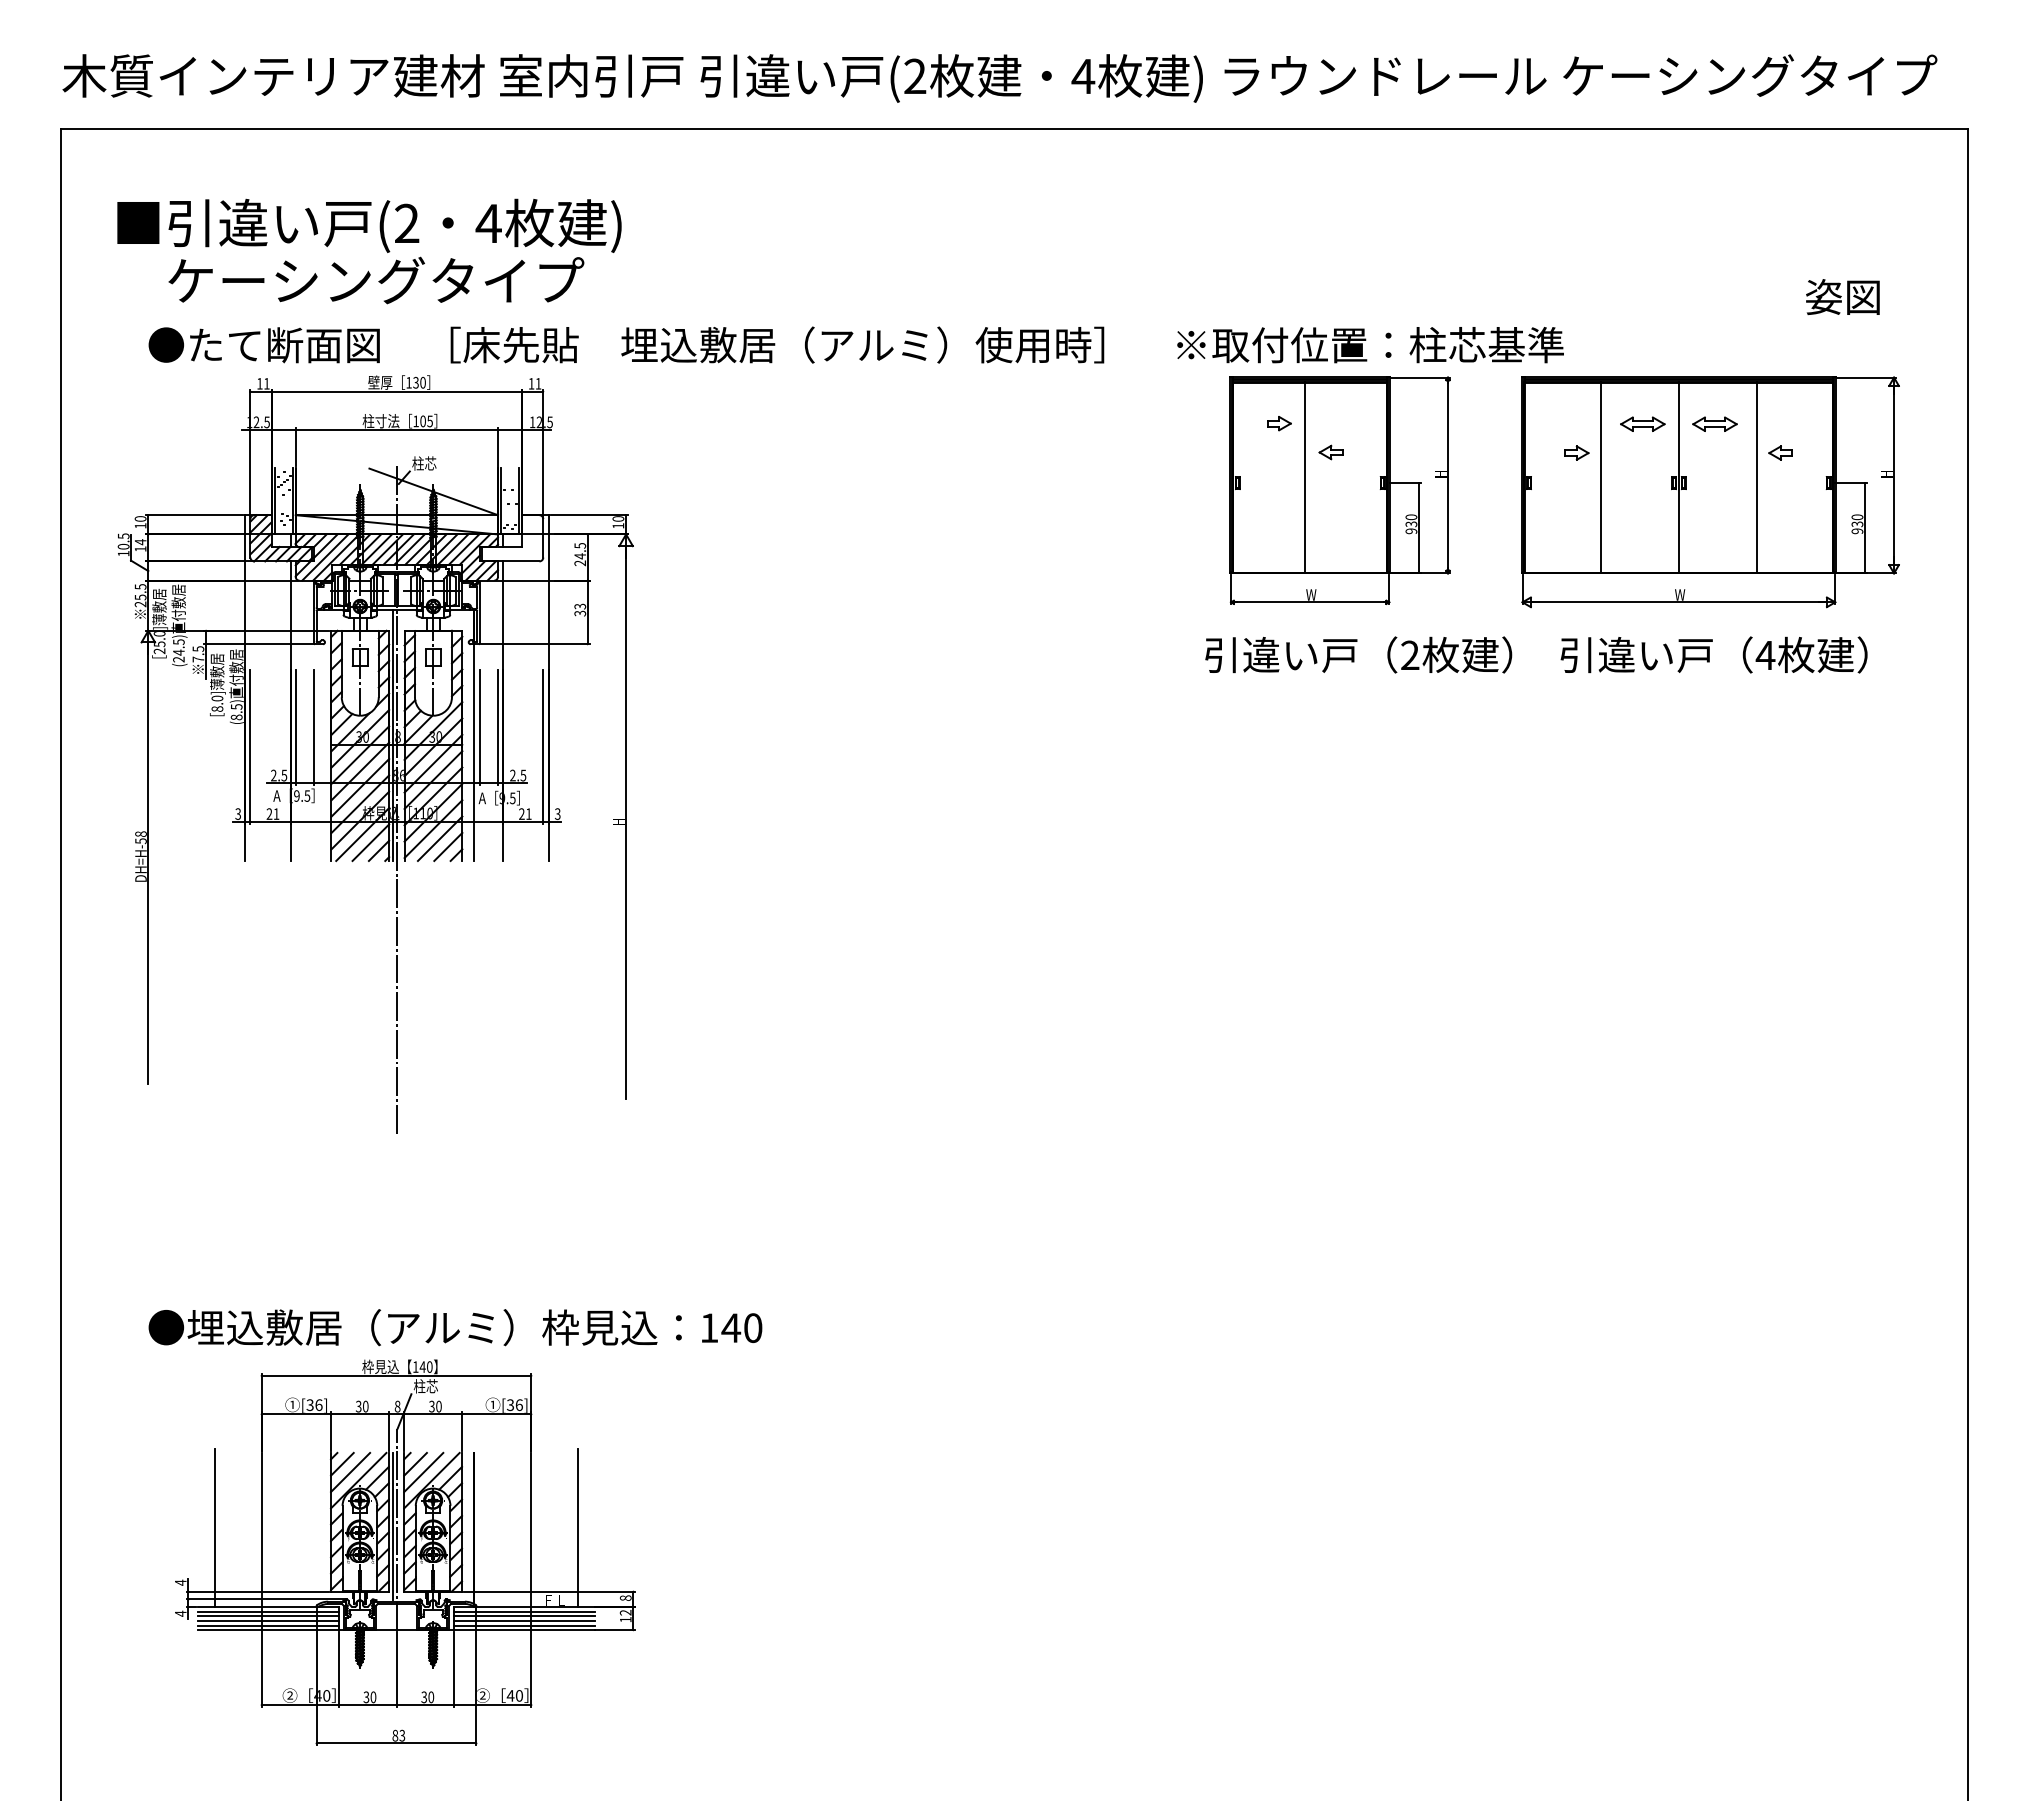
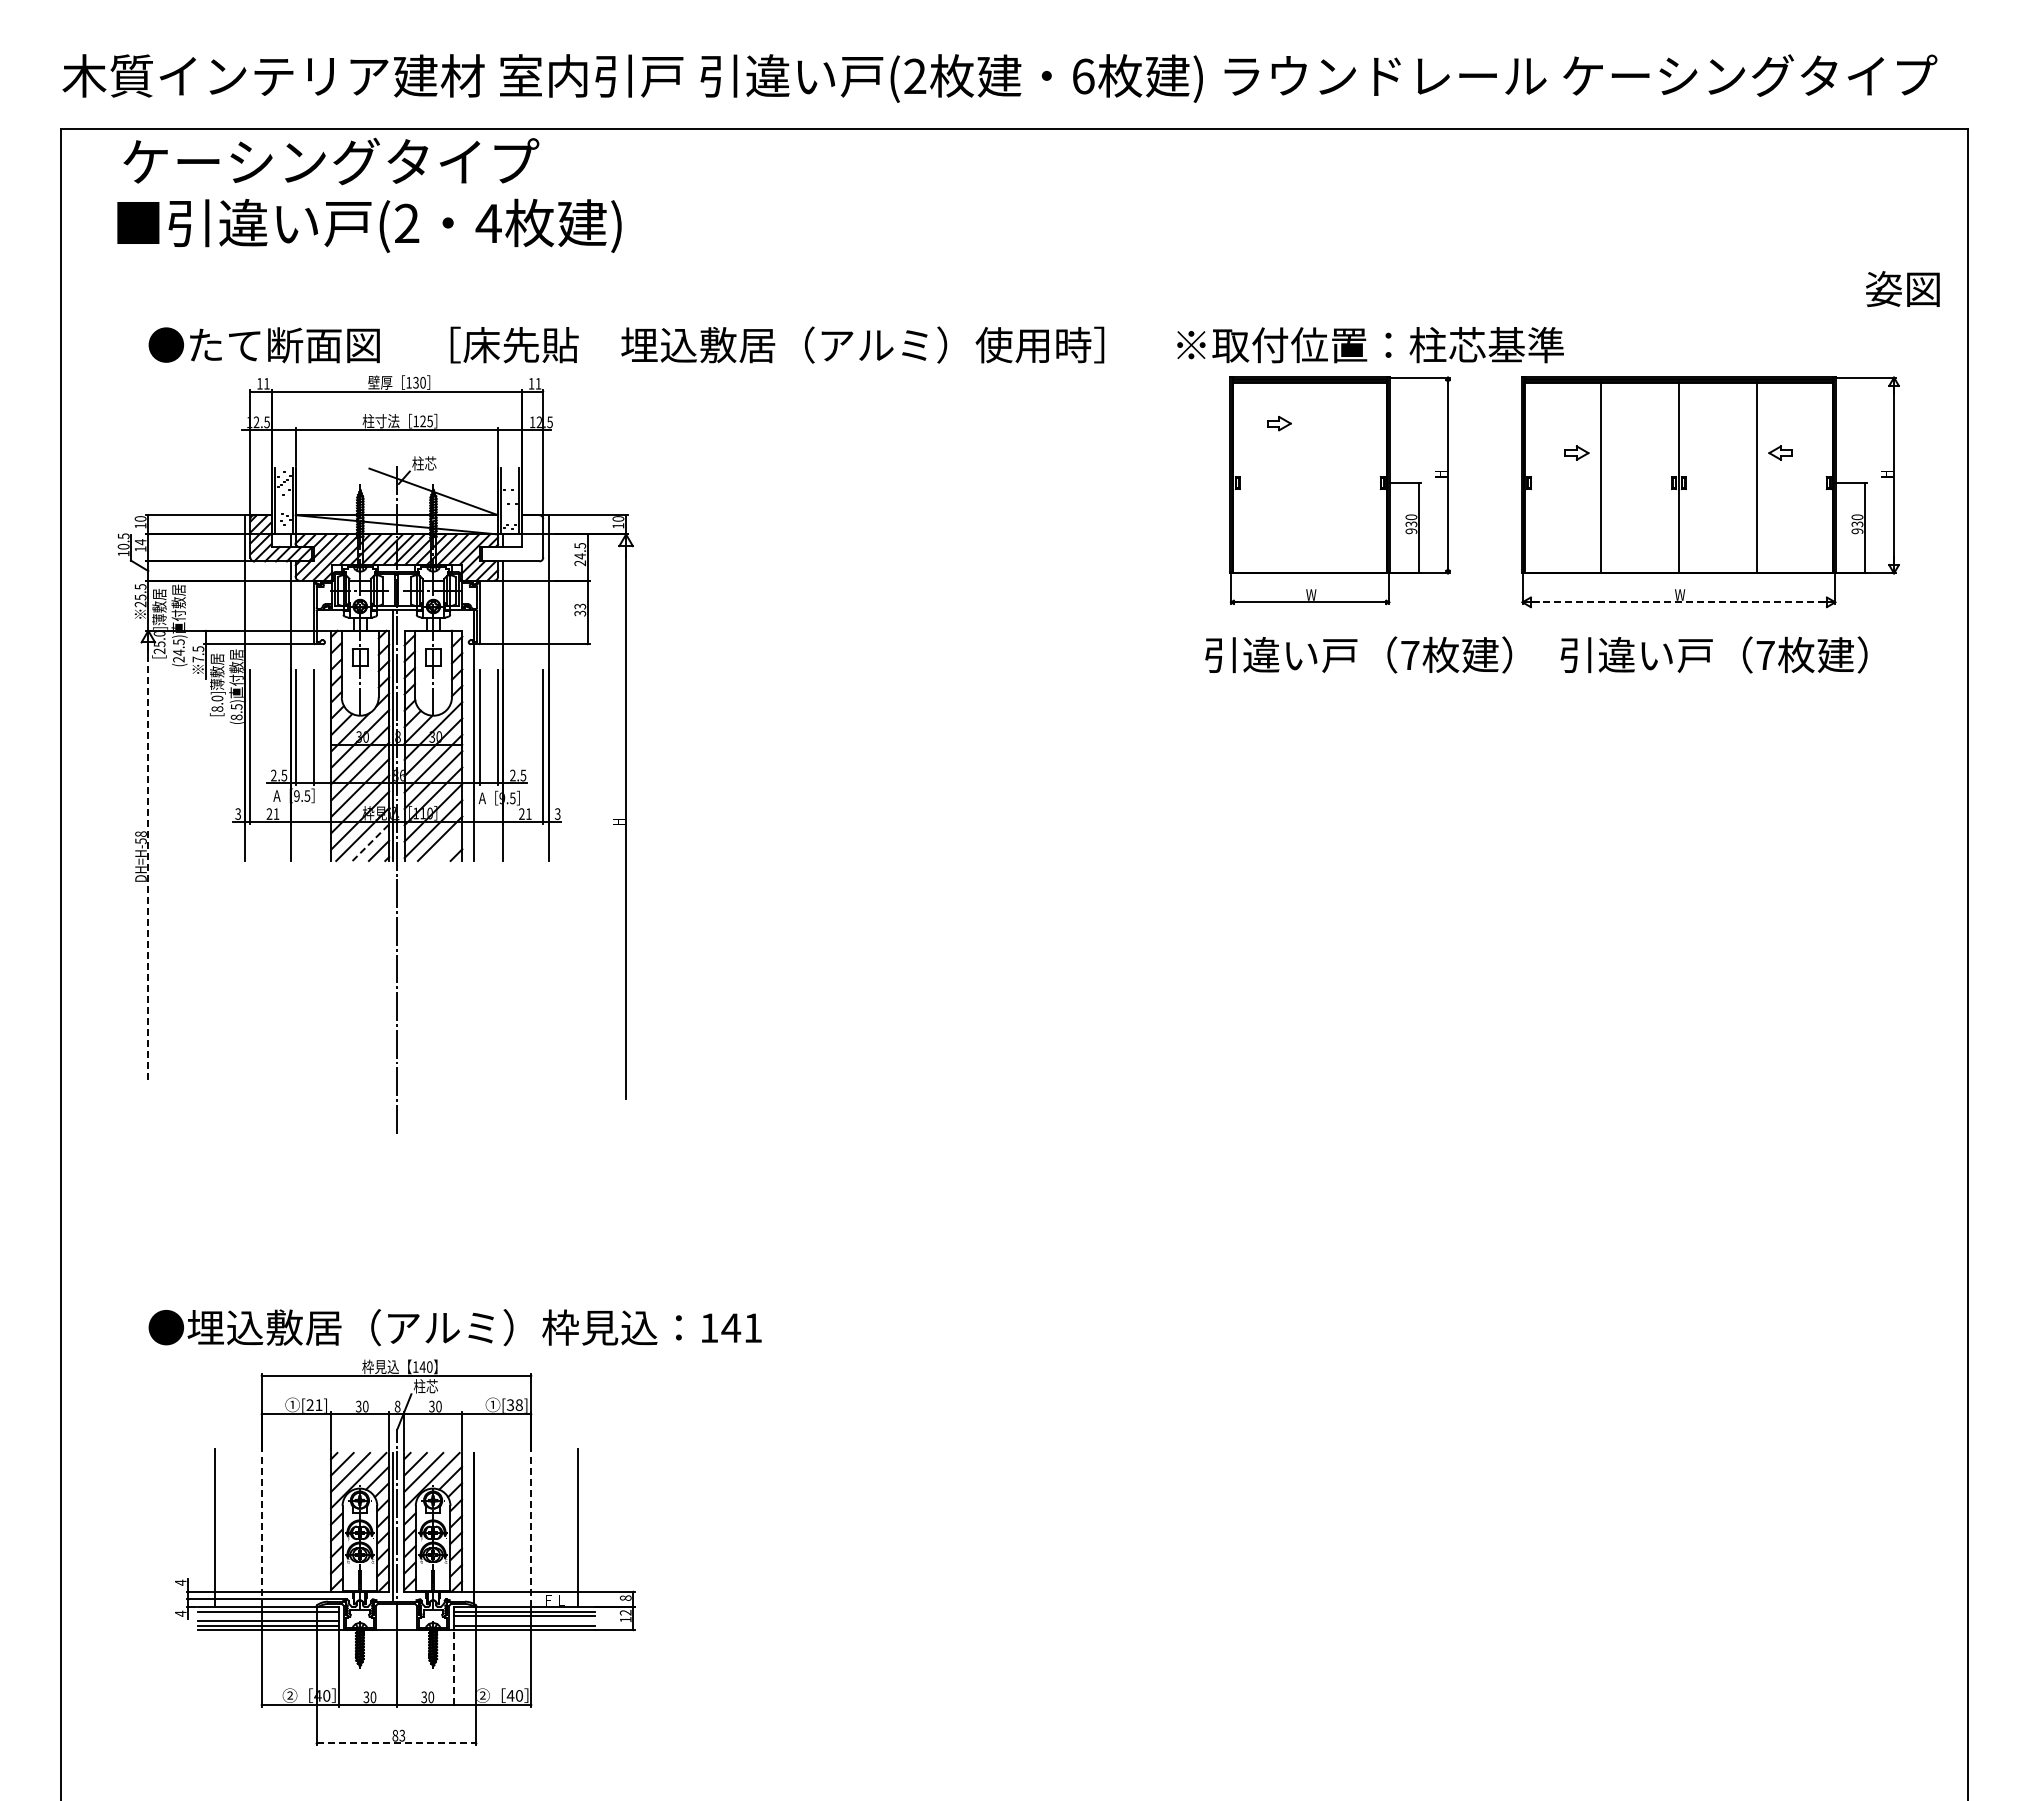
text: 4 -> 6 (1083, 76)
text position: (376, 280) -> (331, 161) (331, 161)
text position: (1842, 297) -> (1902, 289) (1902, 289)
text: 105 -> 125 (422, 421)
part: present -> none (1642, 423)
part: present -> none (1714, 423)
part: present -> none (1330, 452)
line: present -> none (1305, 477)
line: solid -> dashed (1678, 602)
text: 2 -> 7 (1410, 654)
text: 4 -> 7 (1765, 655)
line: solid -> dashed (370, 842)
line: present -> none (448, 846)
line: solid -> dashed (148, 863)
text: 140 -> 141 (753, 1328)
text: [36] -> [38] (518, 1404)
text: [36] -> [21] (314, 1405)
line: solid -> dashed (261, 1529)
line: solid -> dashed (531, 1529)
line: present -> none (268, 1616)
line: present -> none (524, 1620)
line: solid -> dashed (454, 1670)
line: solid -> dashed (396, 1743)
